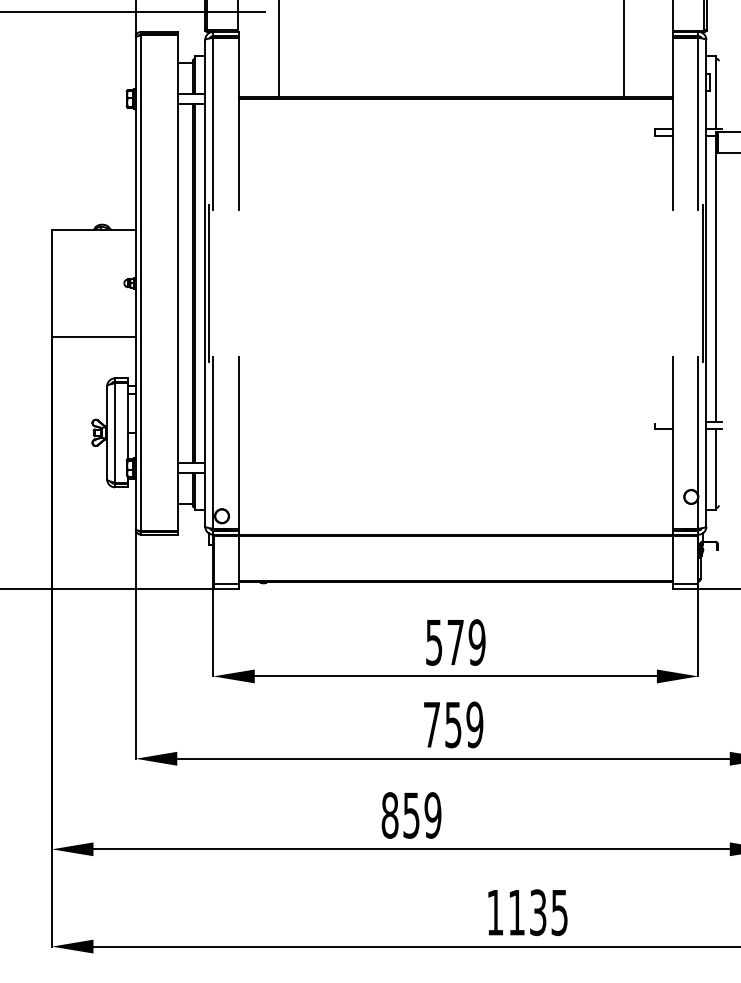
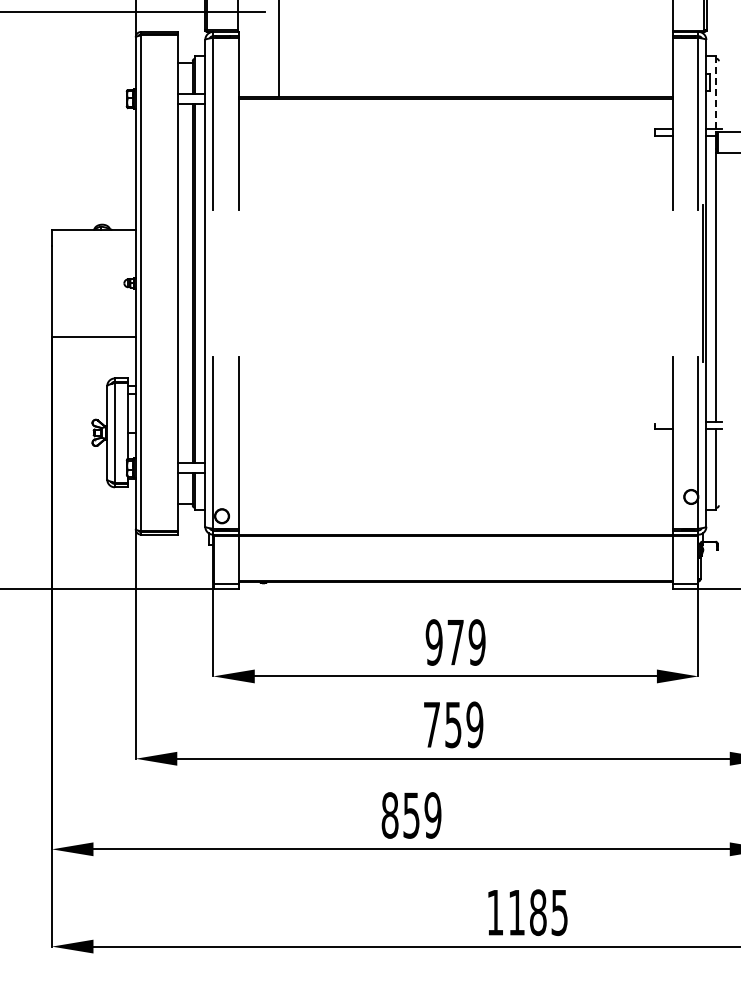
line: present -> none (624, 48)
line: solid -> dashed (716, 93)
line: present -> none (208, 283)
text: 579 -> 979 (433, 642)
text: 1135 -> 1185 (538, 912)
